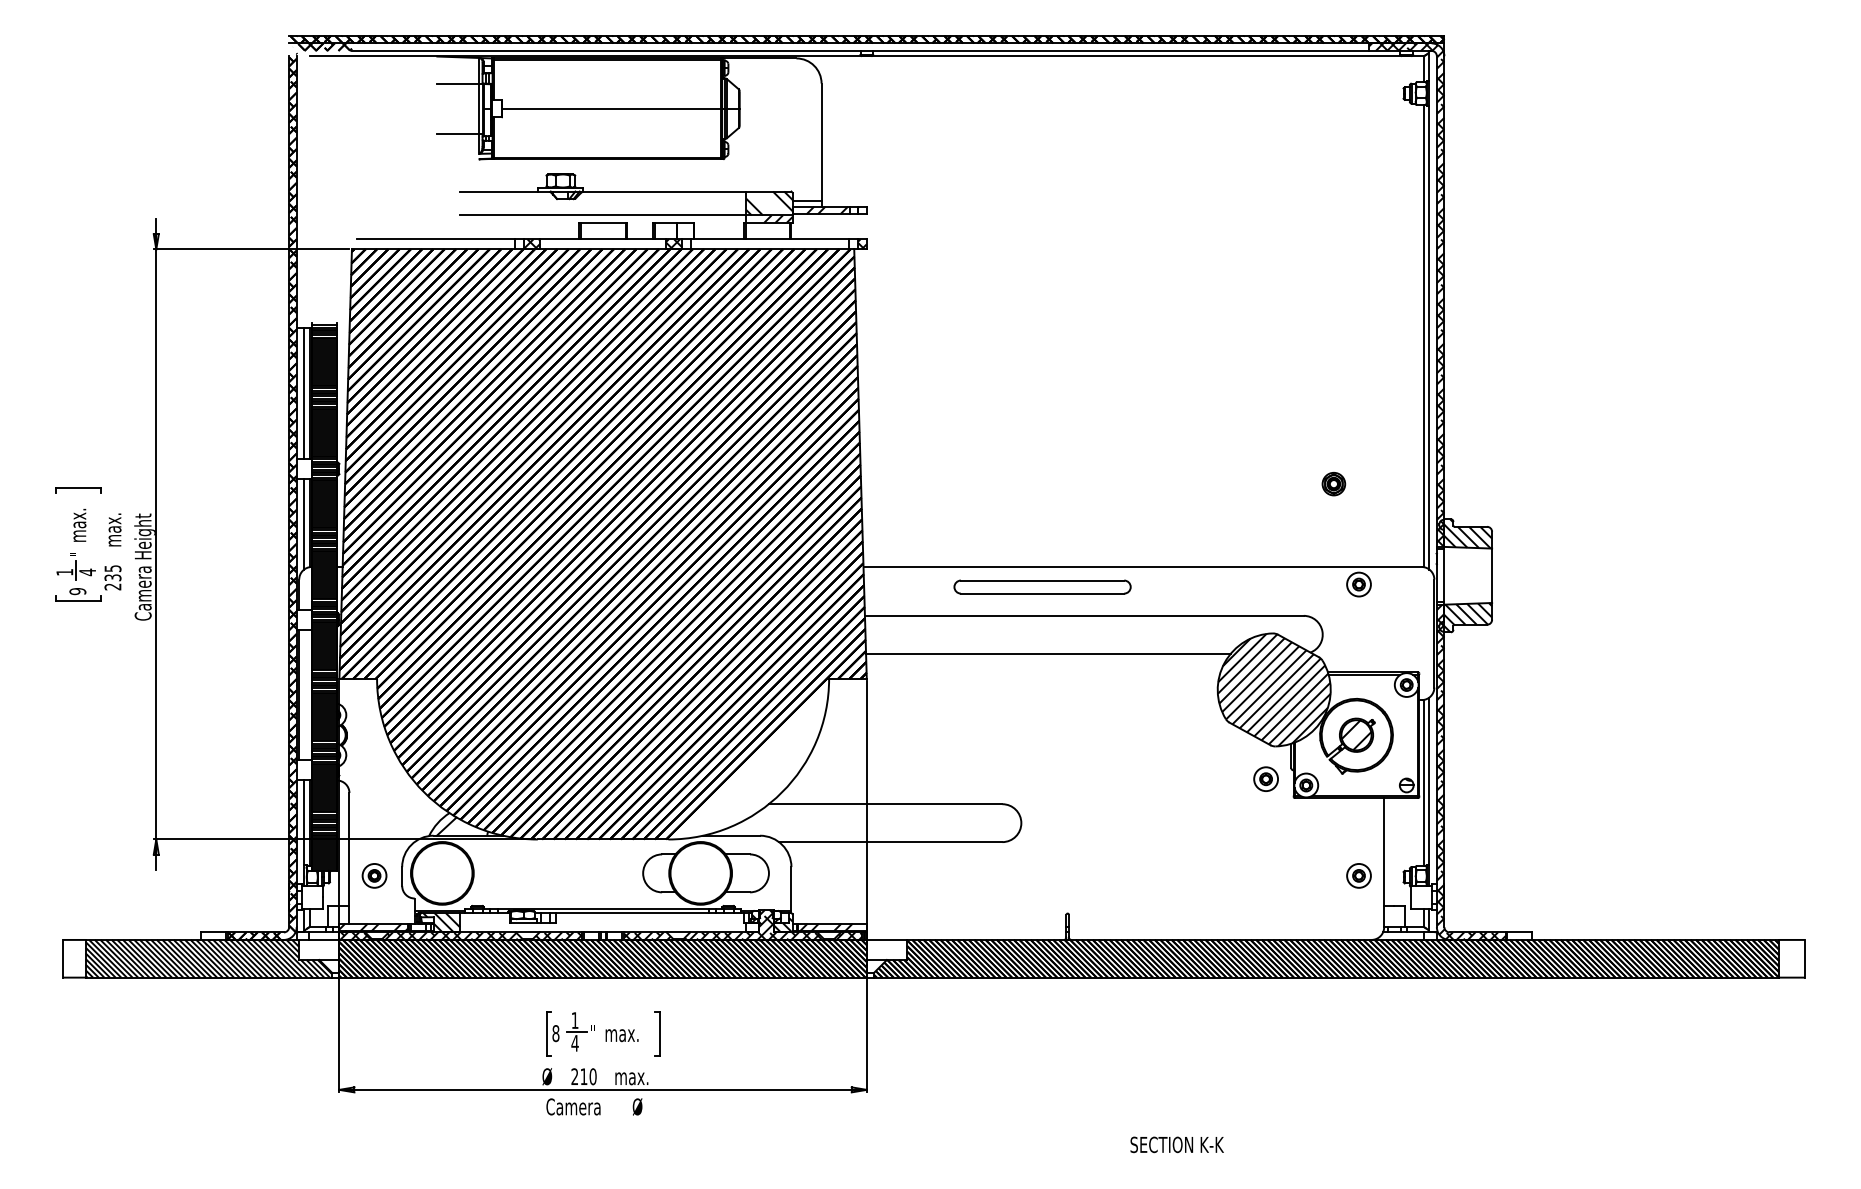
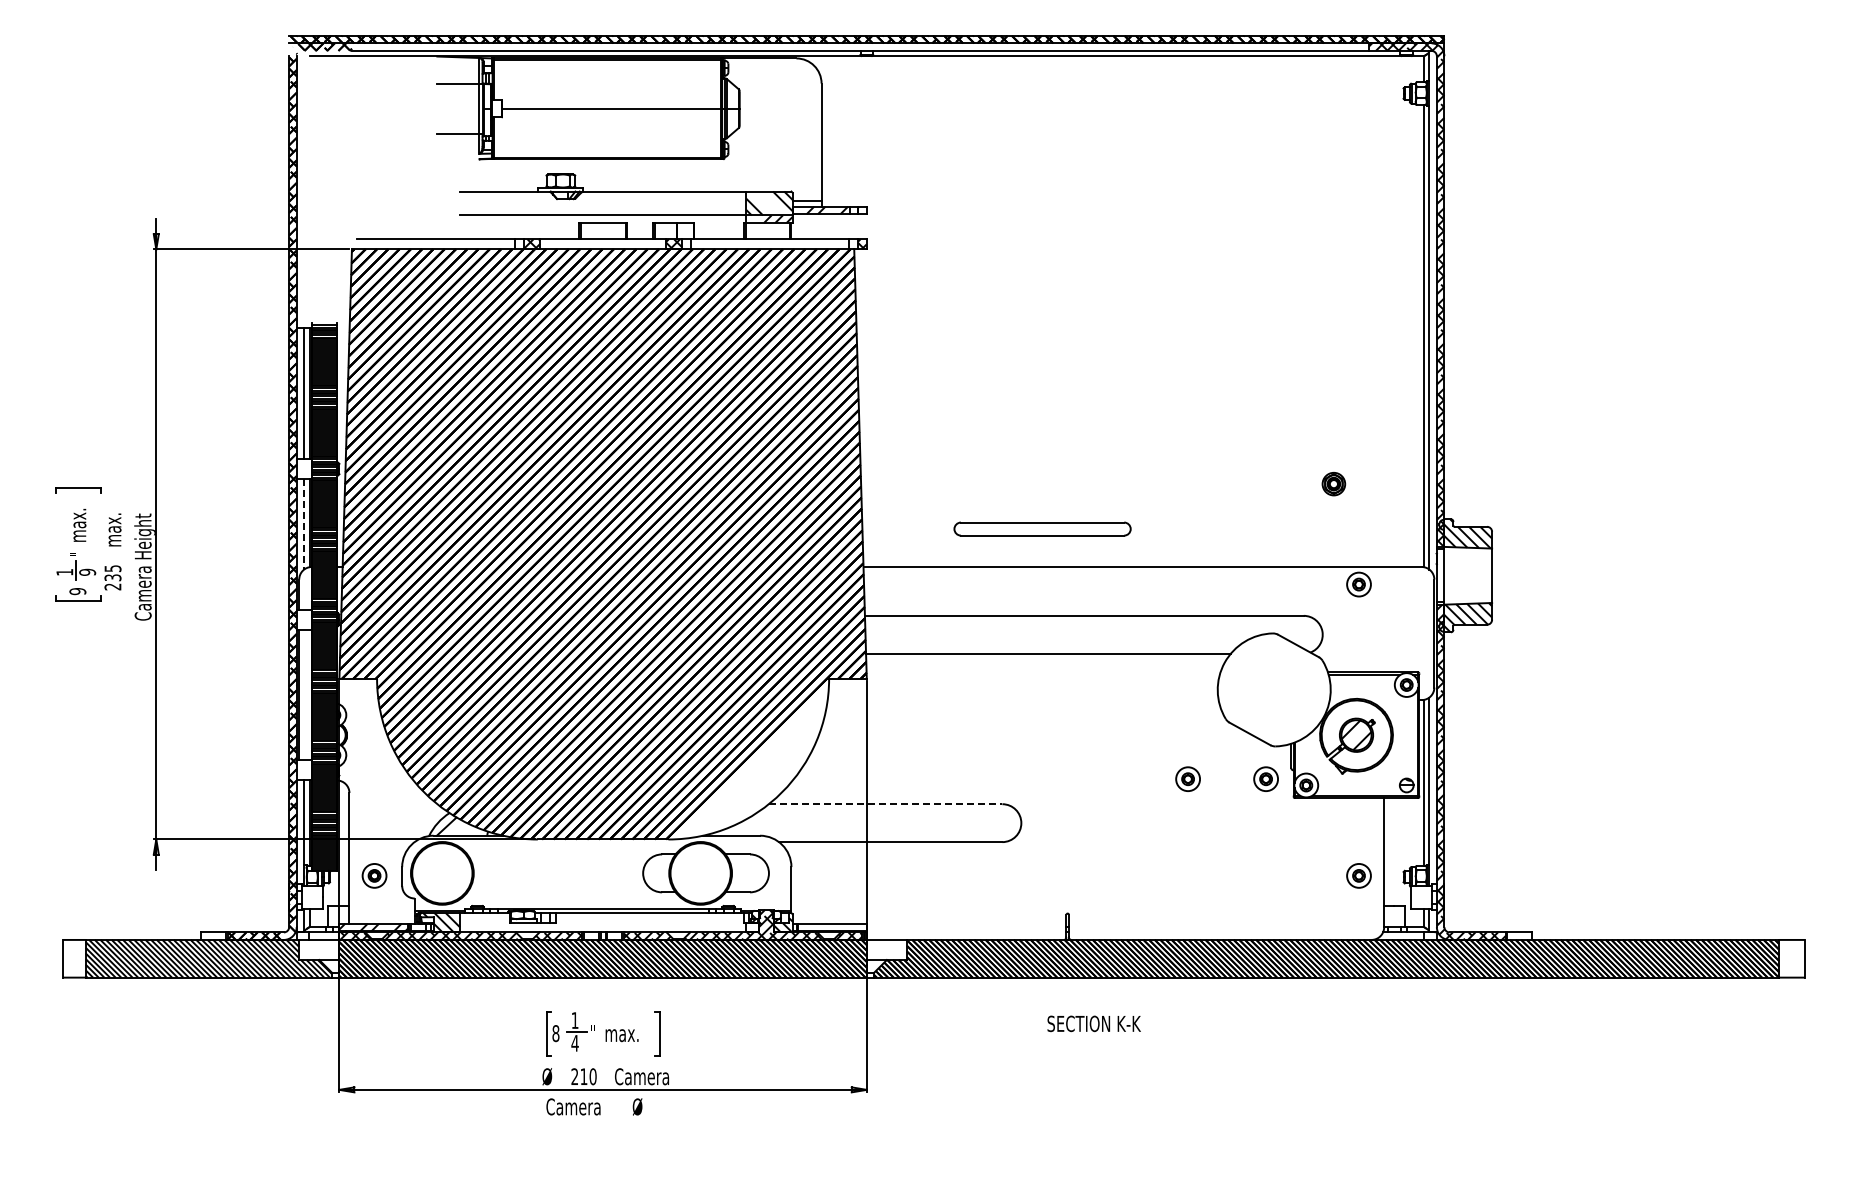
line: solid -> dashed (304, 524)
text: 4 -> 9 (87, 572)
part position: (1042, 586) -> (1042, 528) (1042, 528)
hatch: present -> none (1273, 689)
part: none -> present (1187, 778)
line: solid -> dashed (885, 804)
hatch: present -> none (826, 927)
text: max. -> Camera (642, 1076)
text position: (1176, 1144) -> (1093, 1023) (1093, 1023)
